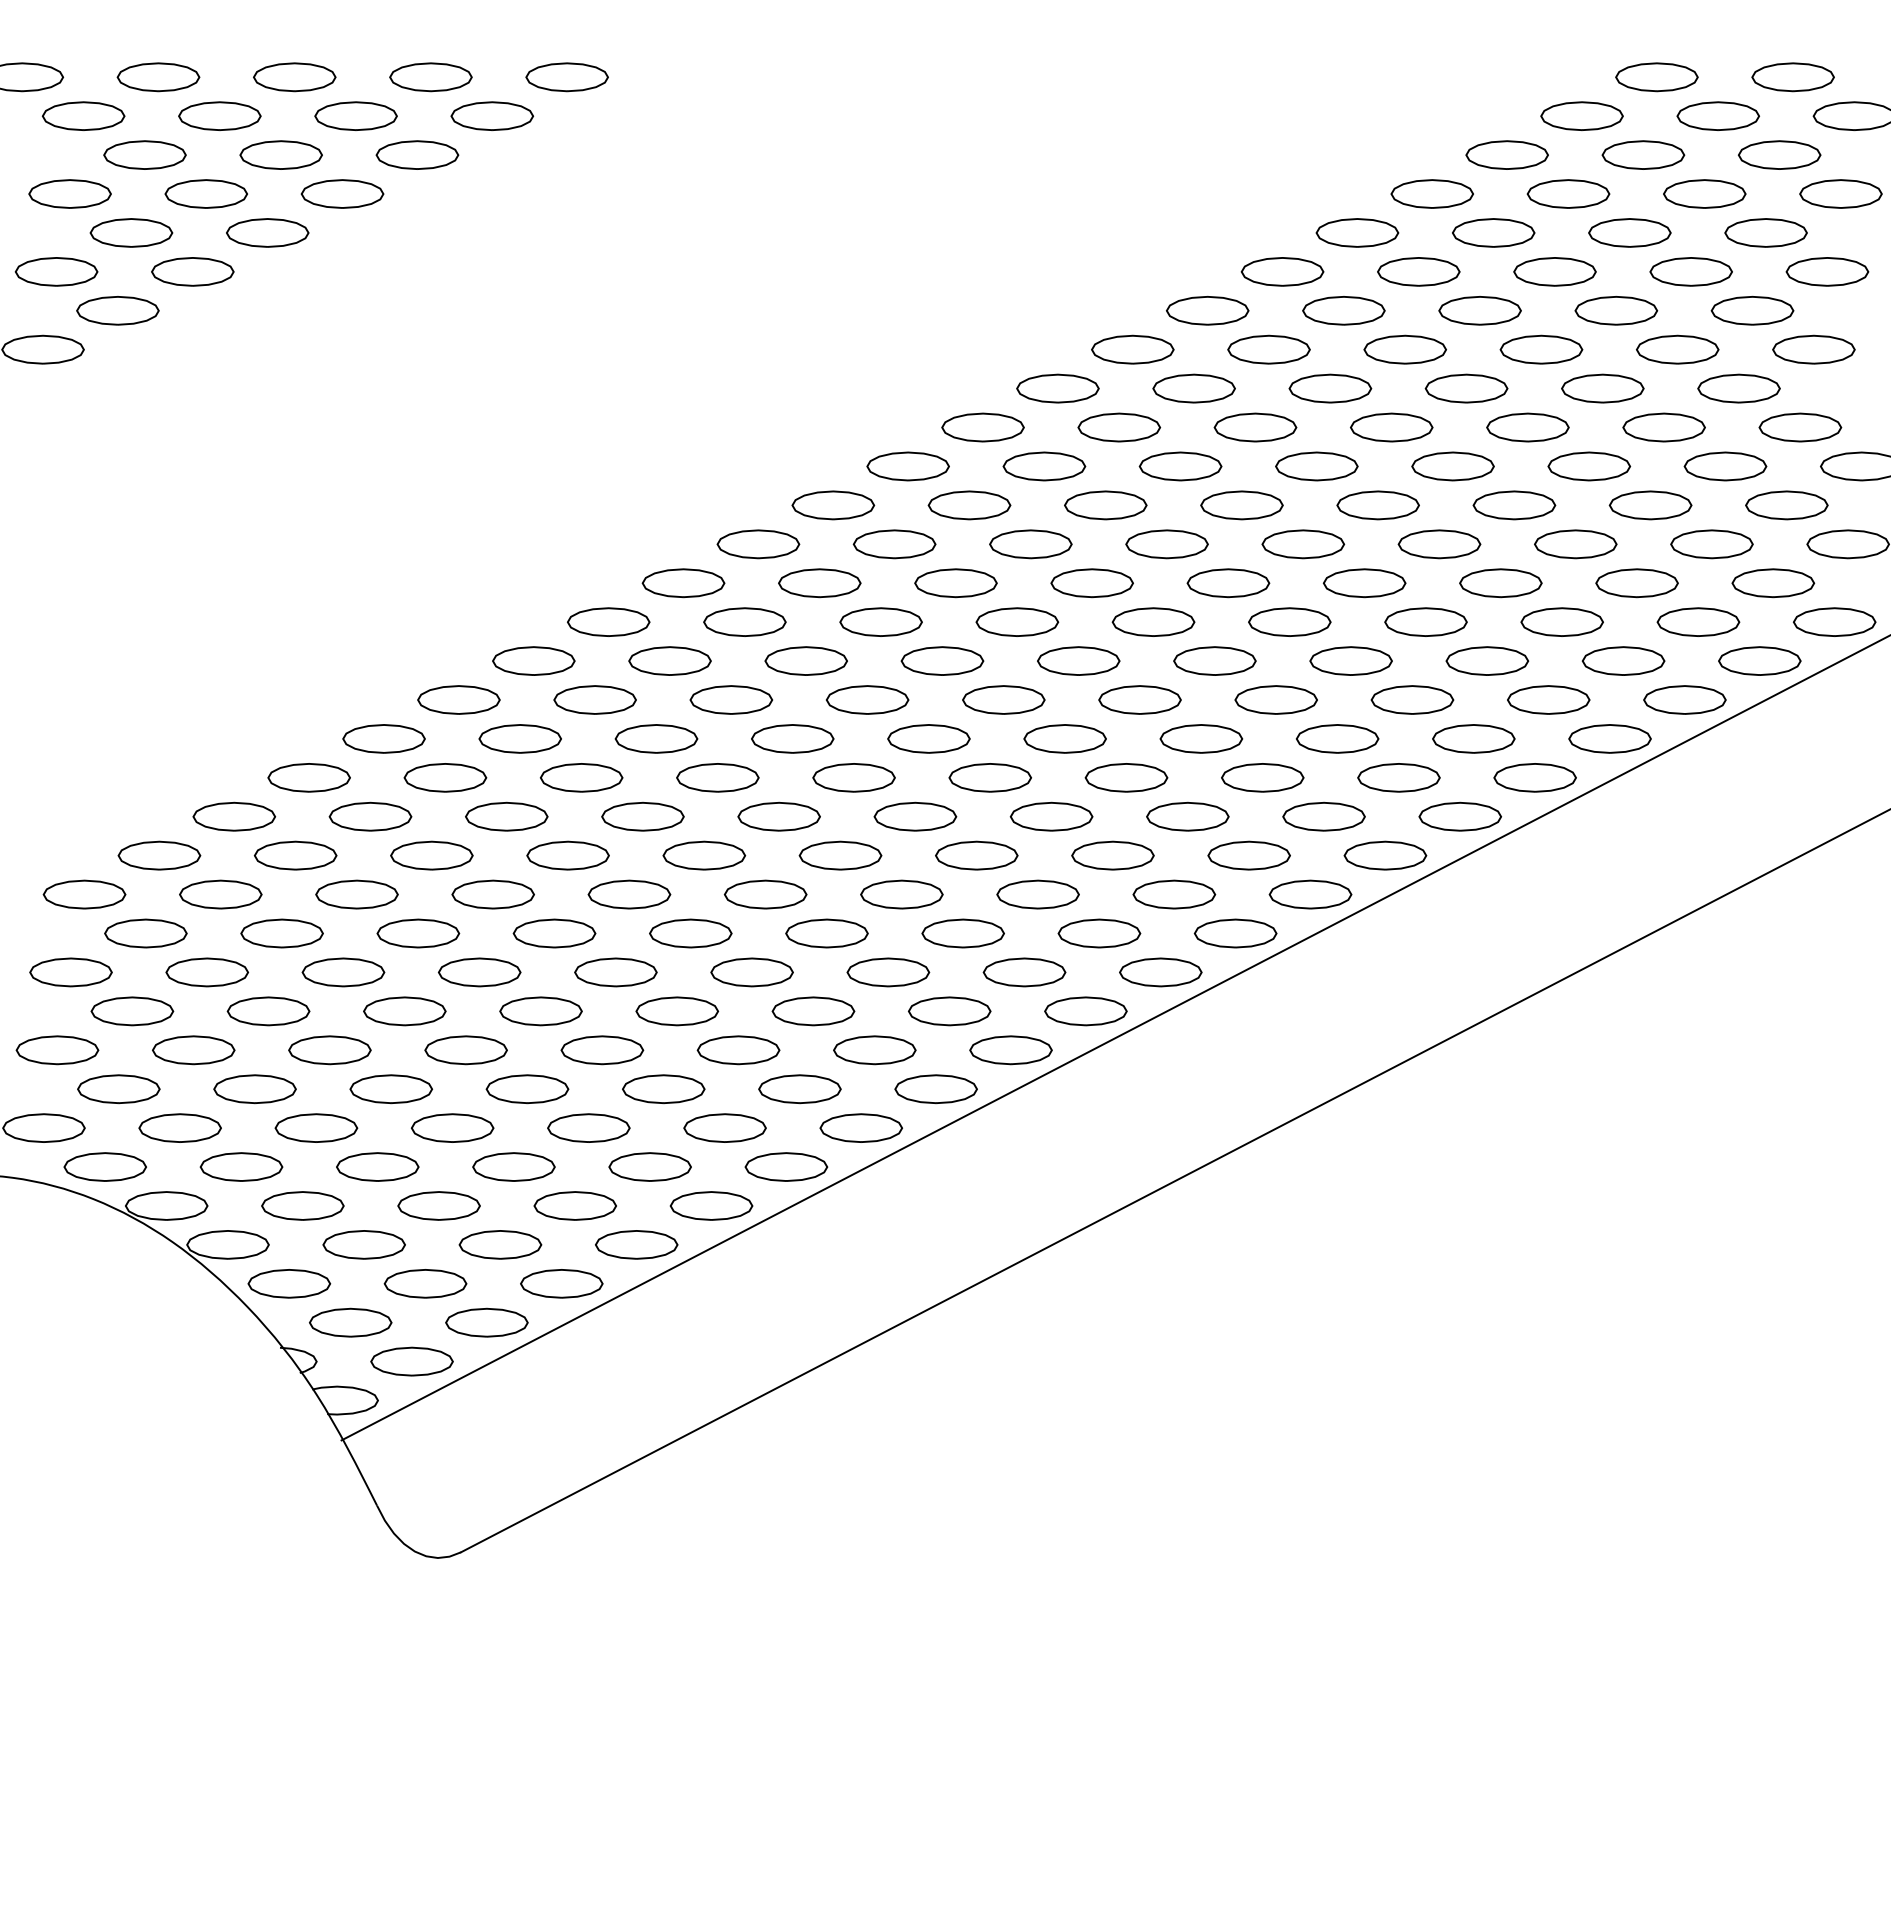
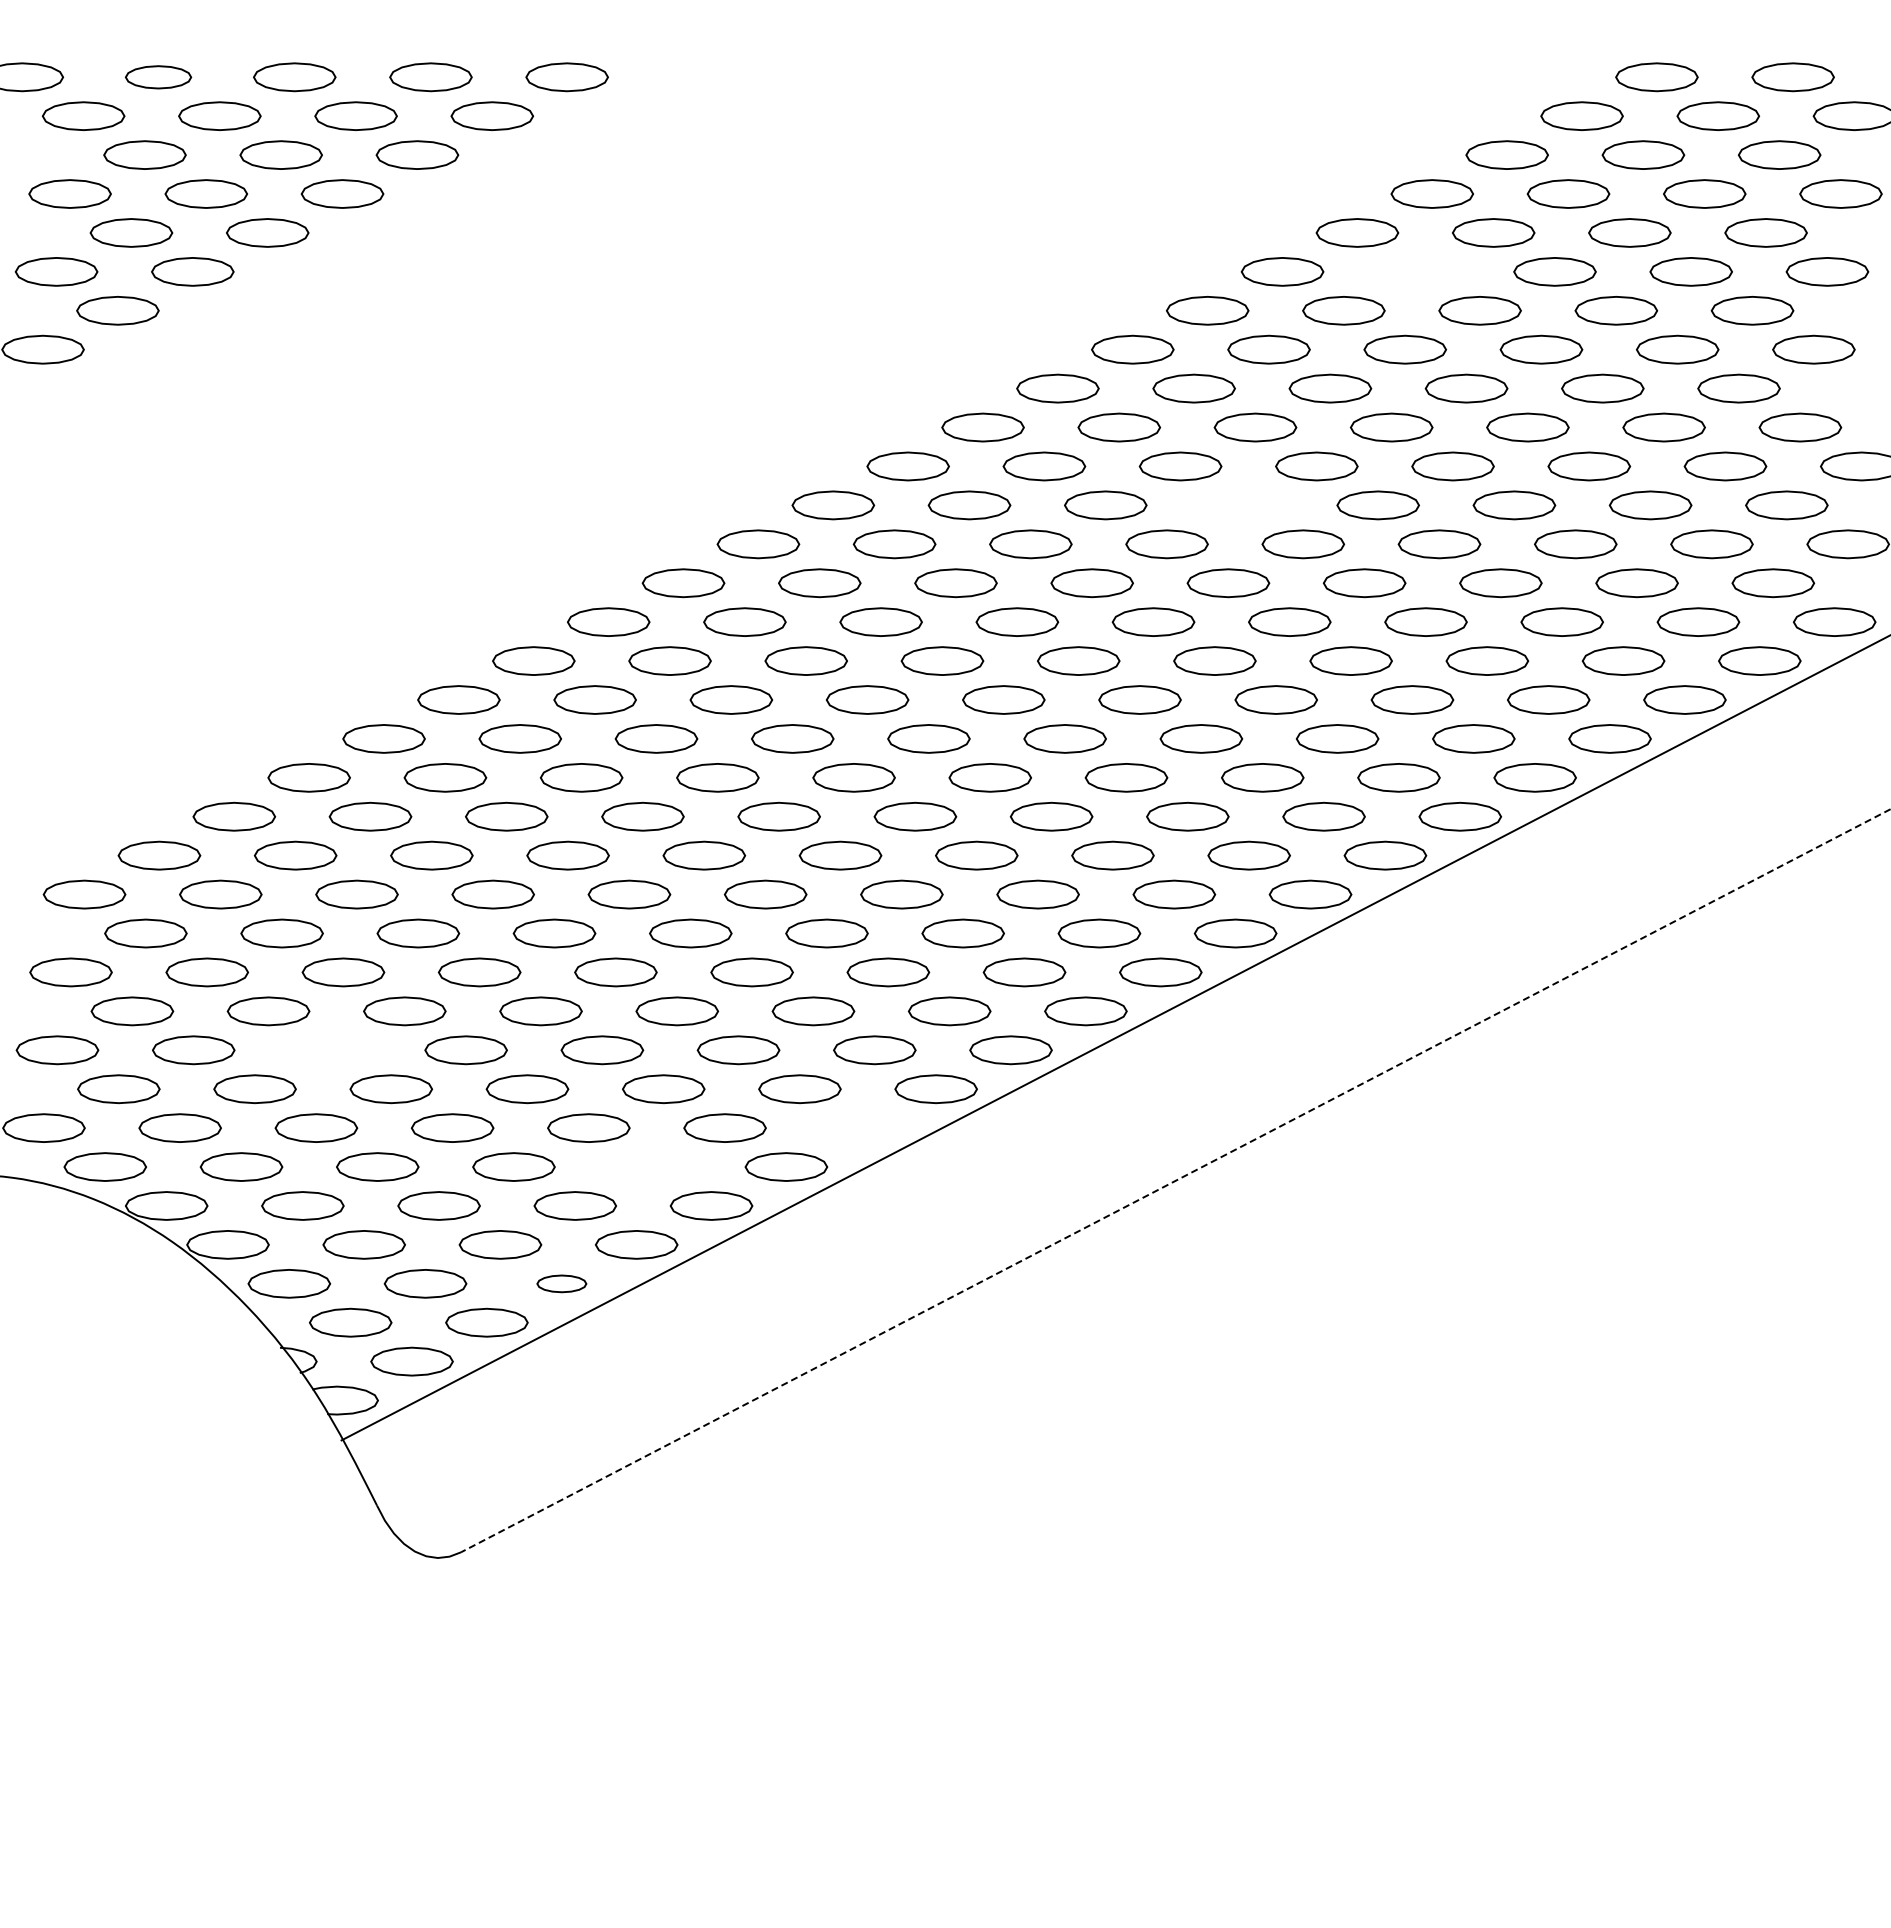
part size: 85x31 px -> 69x25 px (158, 77)
part: present -> none (1418, 271)
part: present -> none (1241, 505)
part: present -> none (329, 1050)
part: present -> none (860, 1127)
part: present -> none (649, 1166)
line: solid -> dashed (1175, 1181)
part size: 84x30 px -> 52x20 px (561, 1283)
